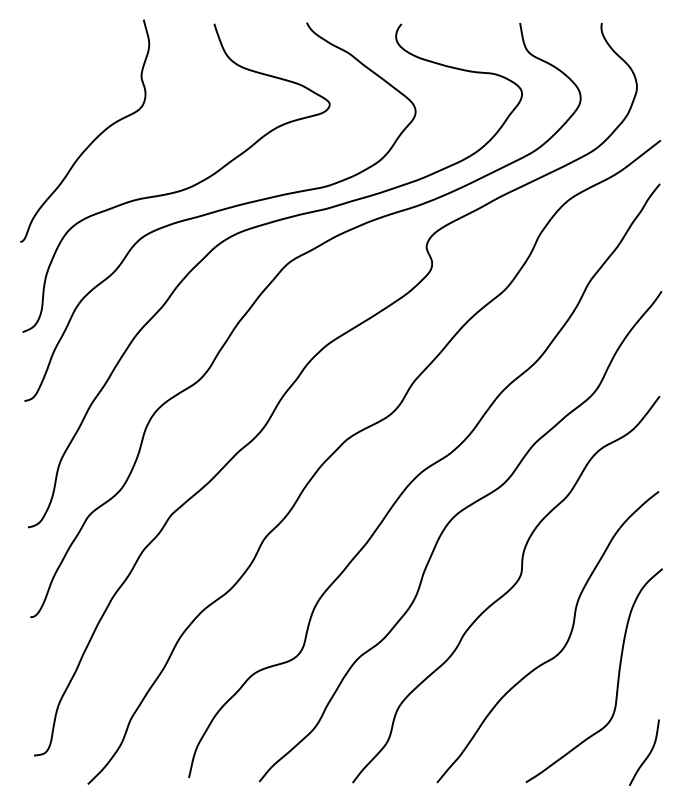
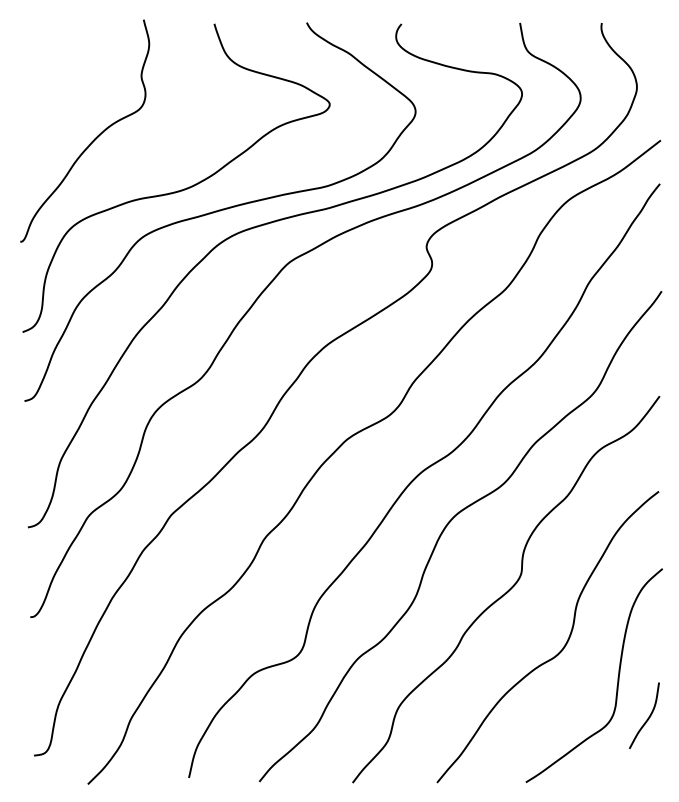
curve position: (648, 753) -> (648, 716) (648, 716)
